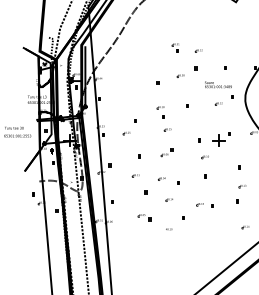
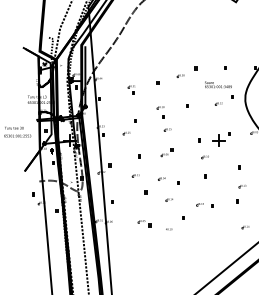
part position: (174, 47) -> (130, 89) (130, 89)
part: present -> none (198, 50)
part position: (144, 217) -> (144, 223) (144, 223)
